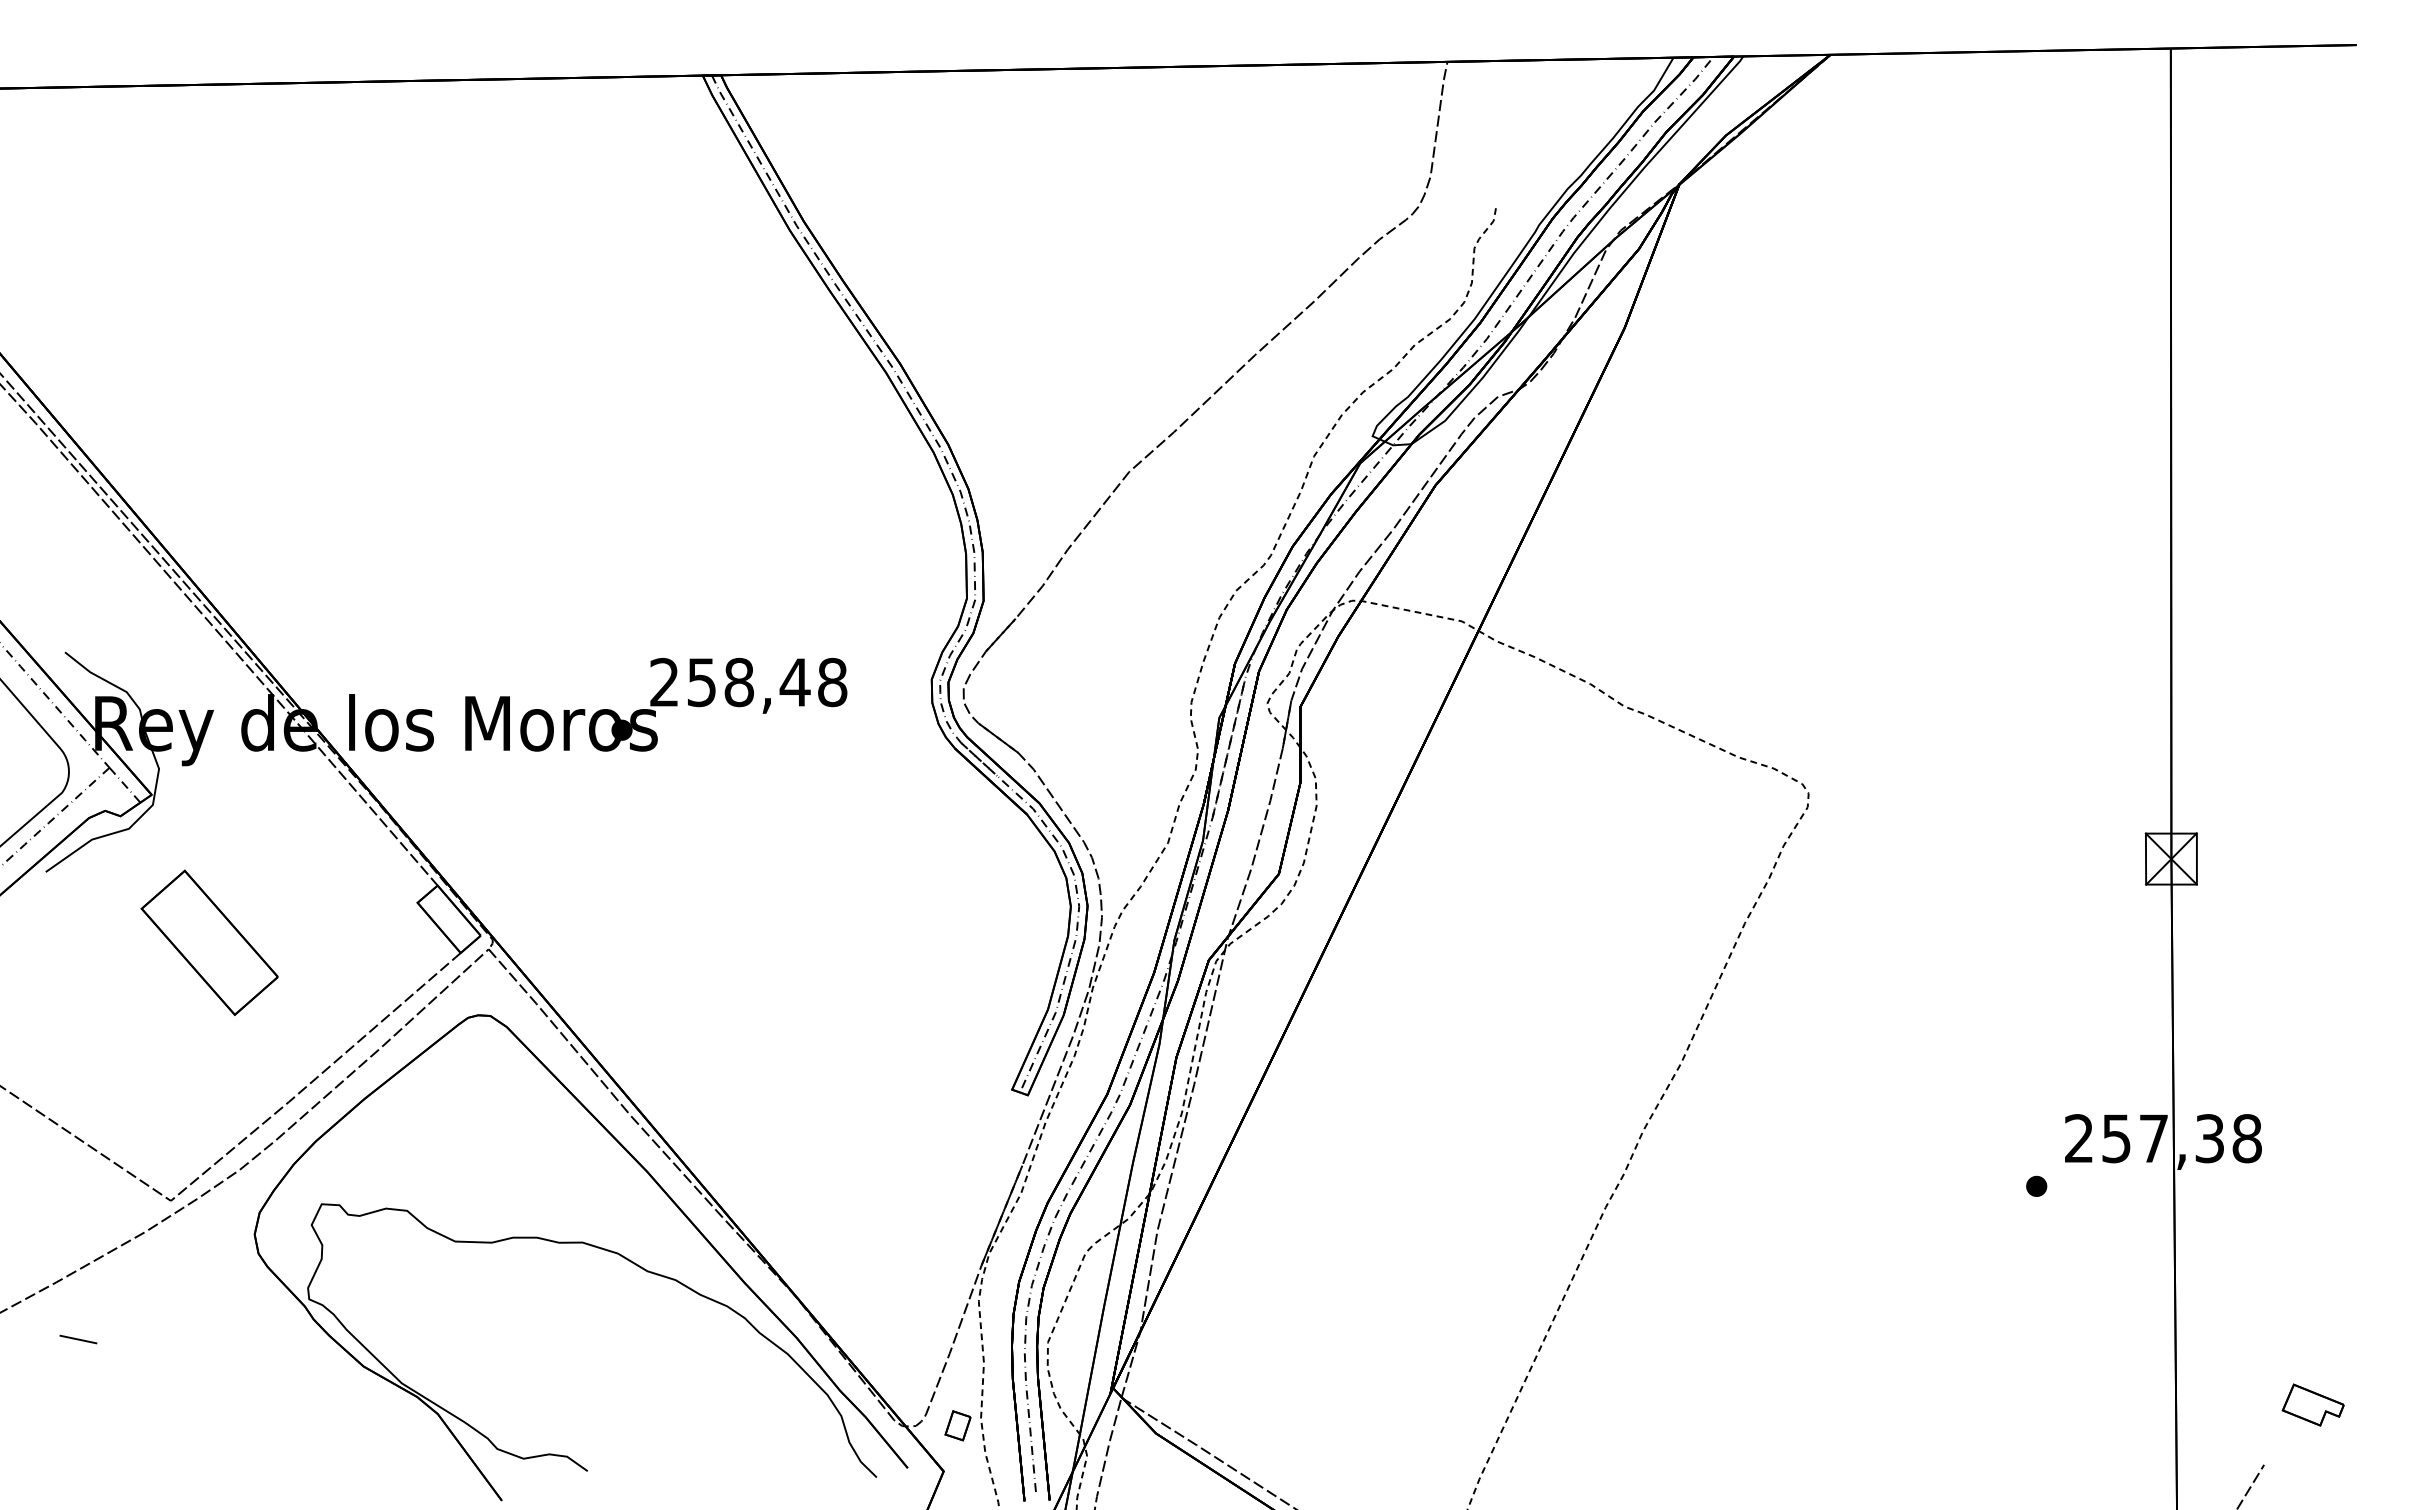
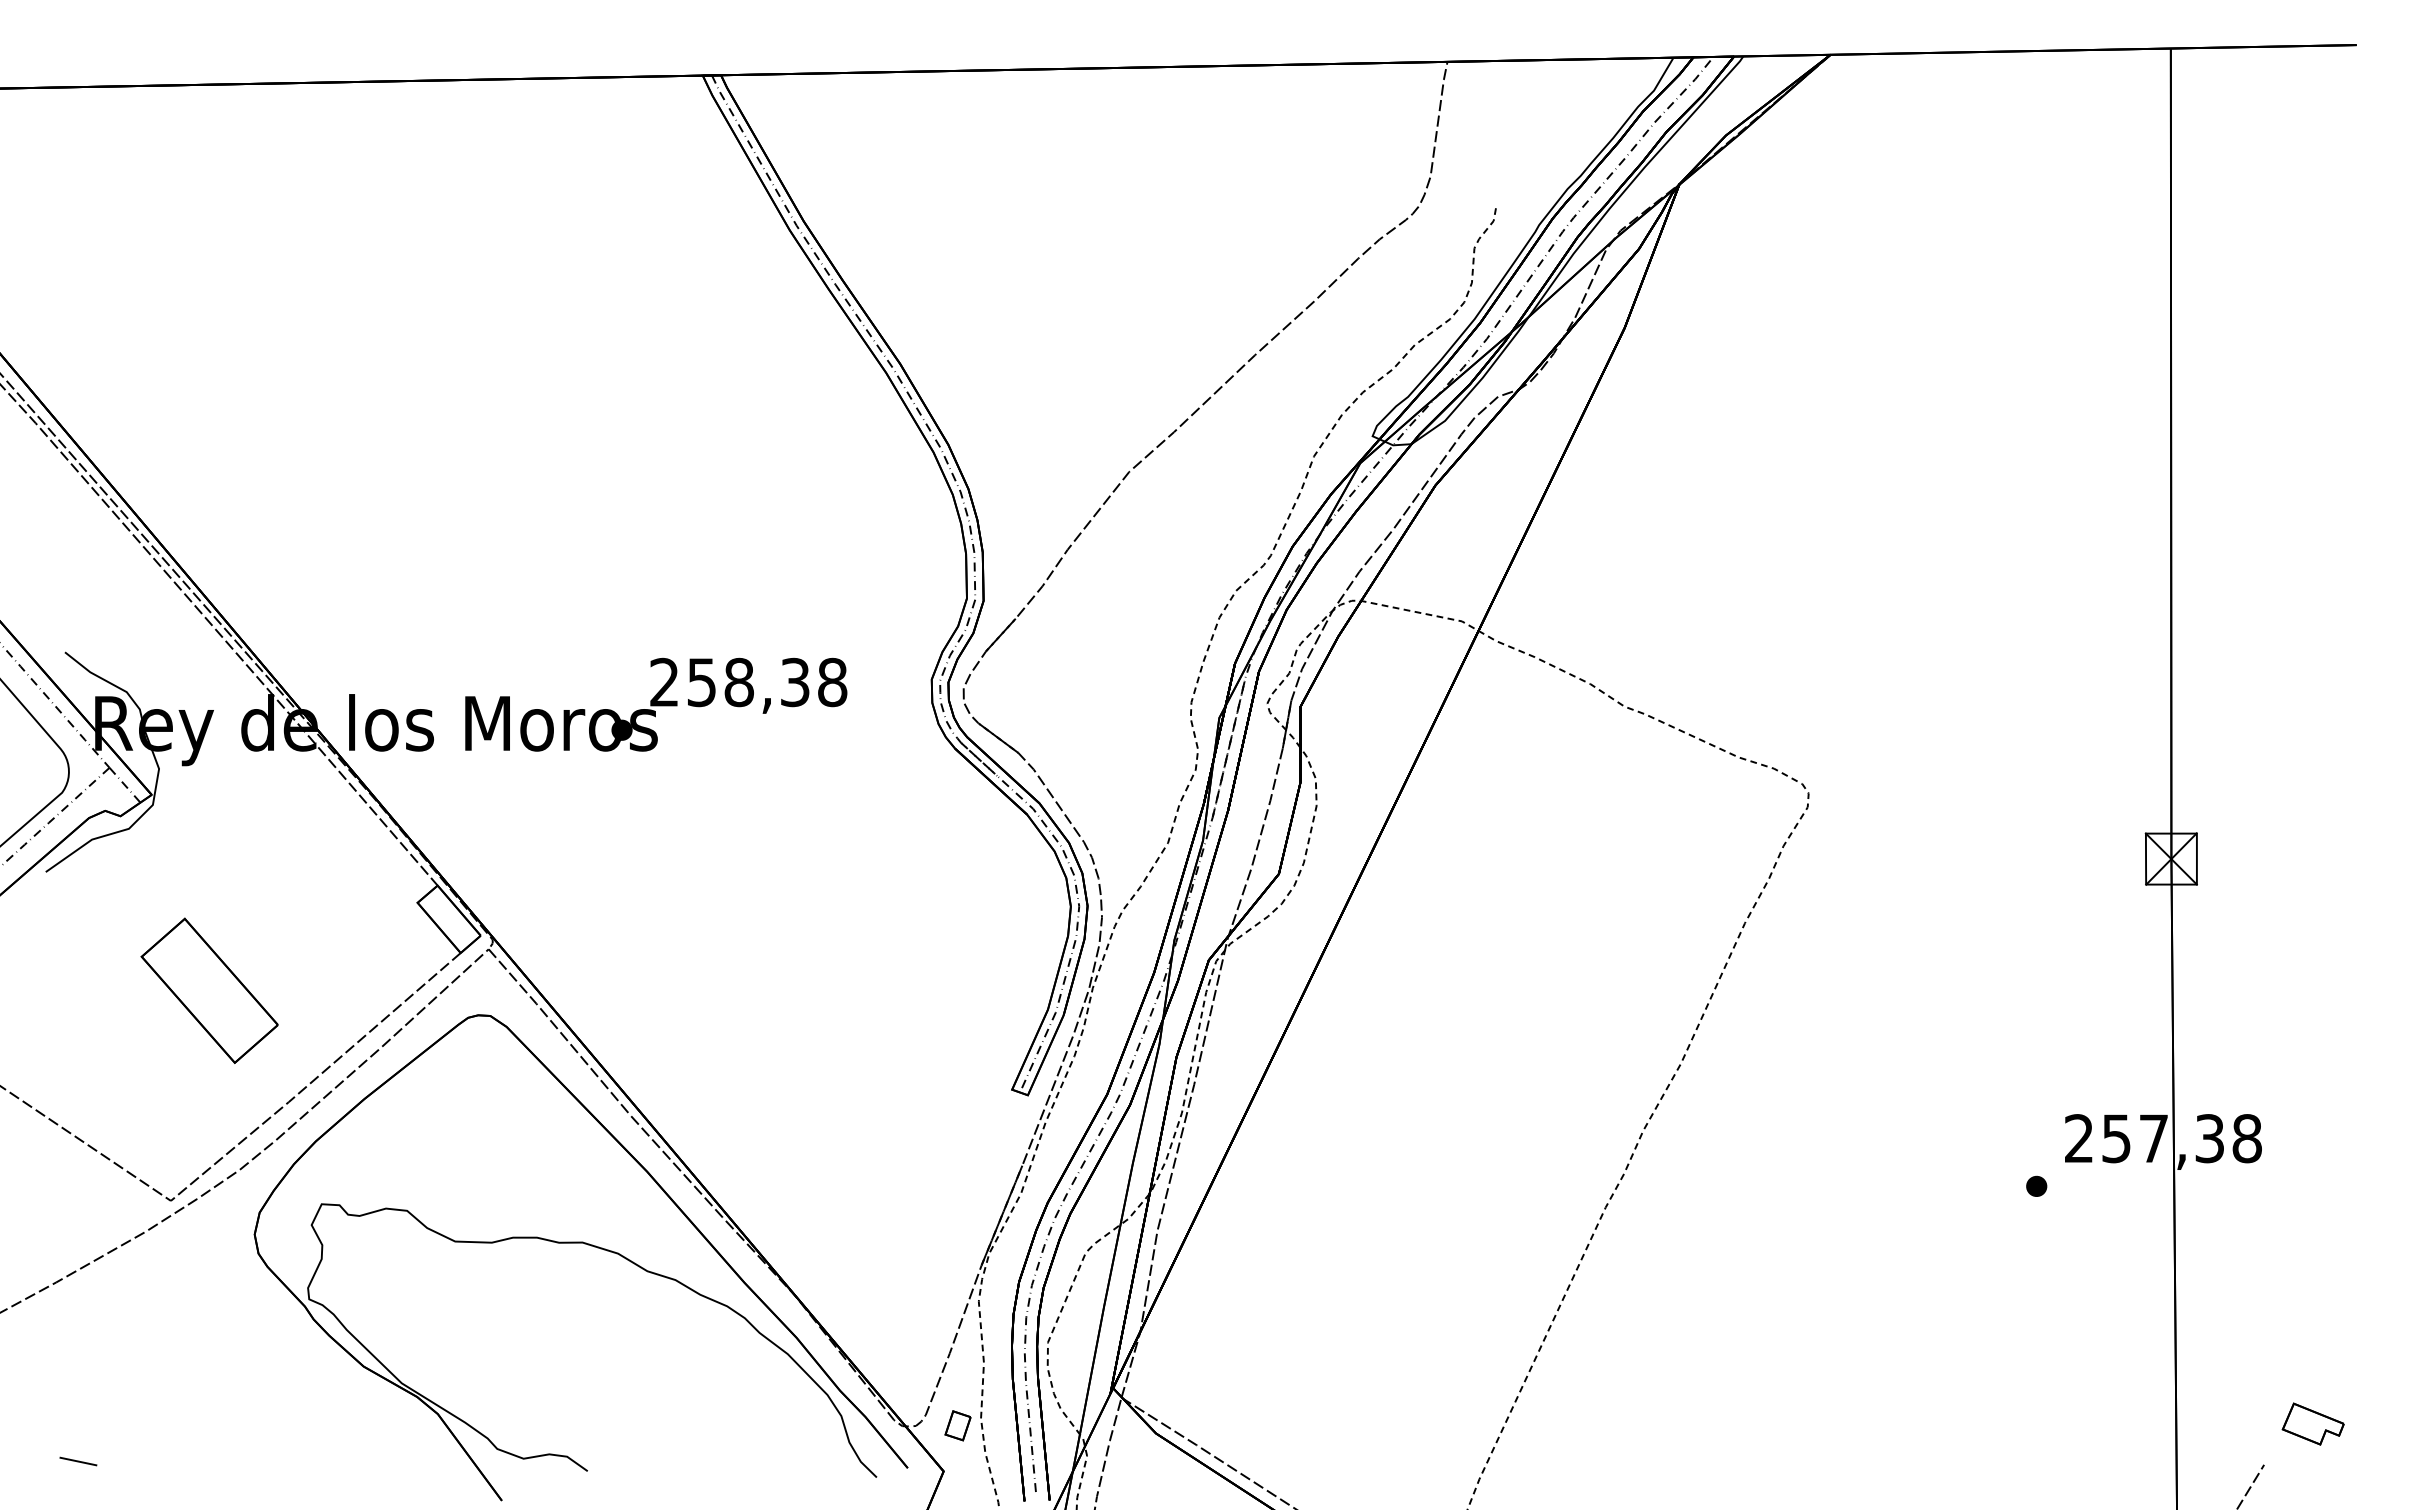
text: 258,48 -> 258,38 (794, 682)
part position: (209, 942) -> (209, 990) (209, 990)
line position: (78, 1339) -> (78, 1461) (78, 1461)
part position: (2312, 1404) -> (2312, 1423) (2312, 1423)
